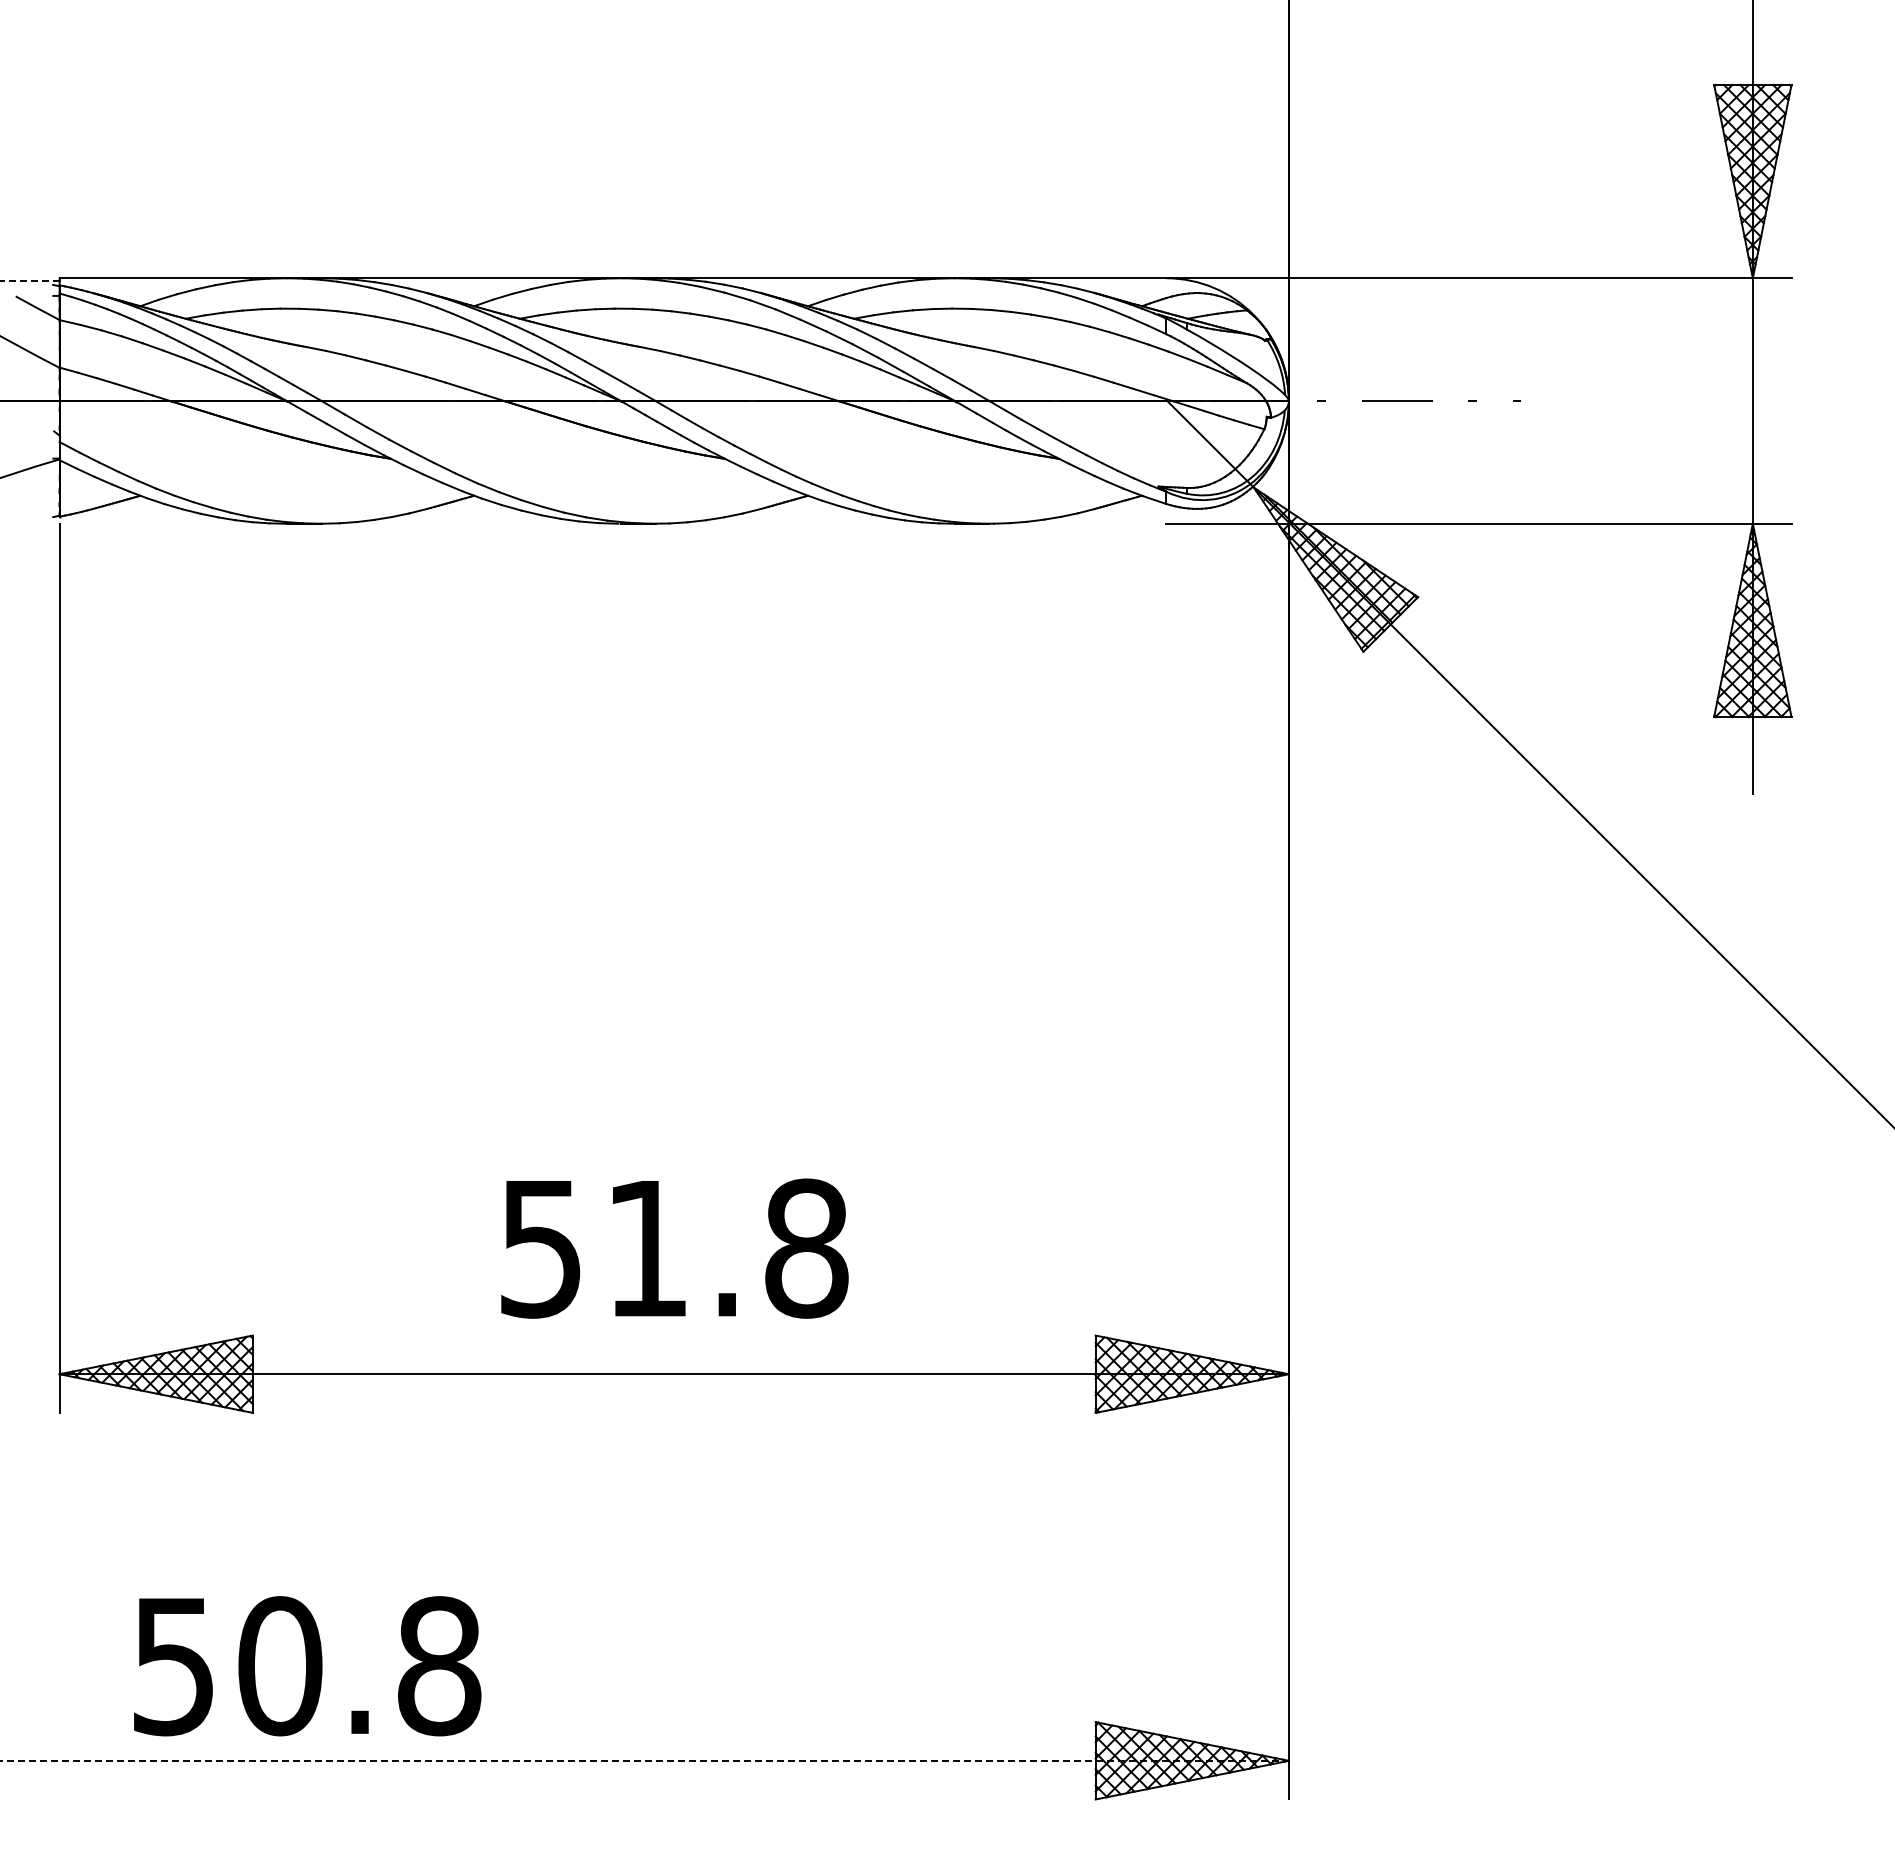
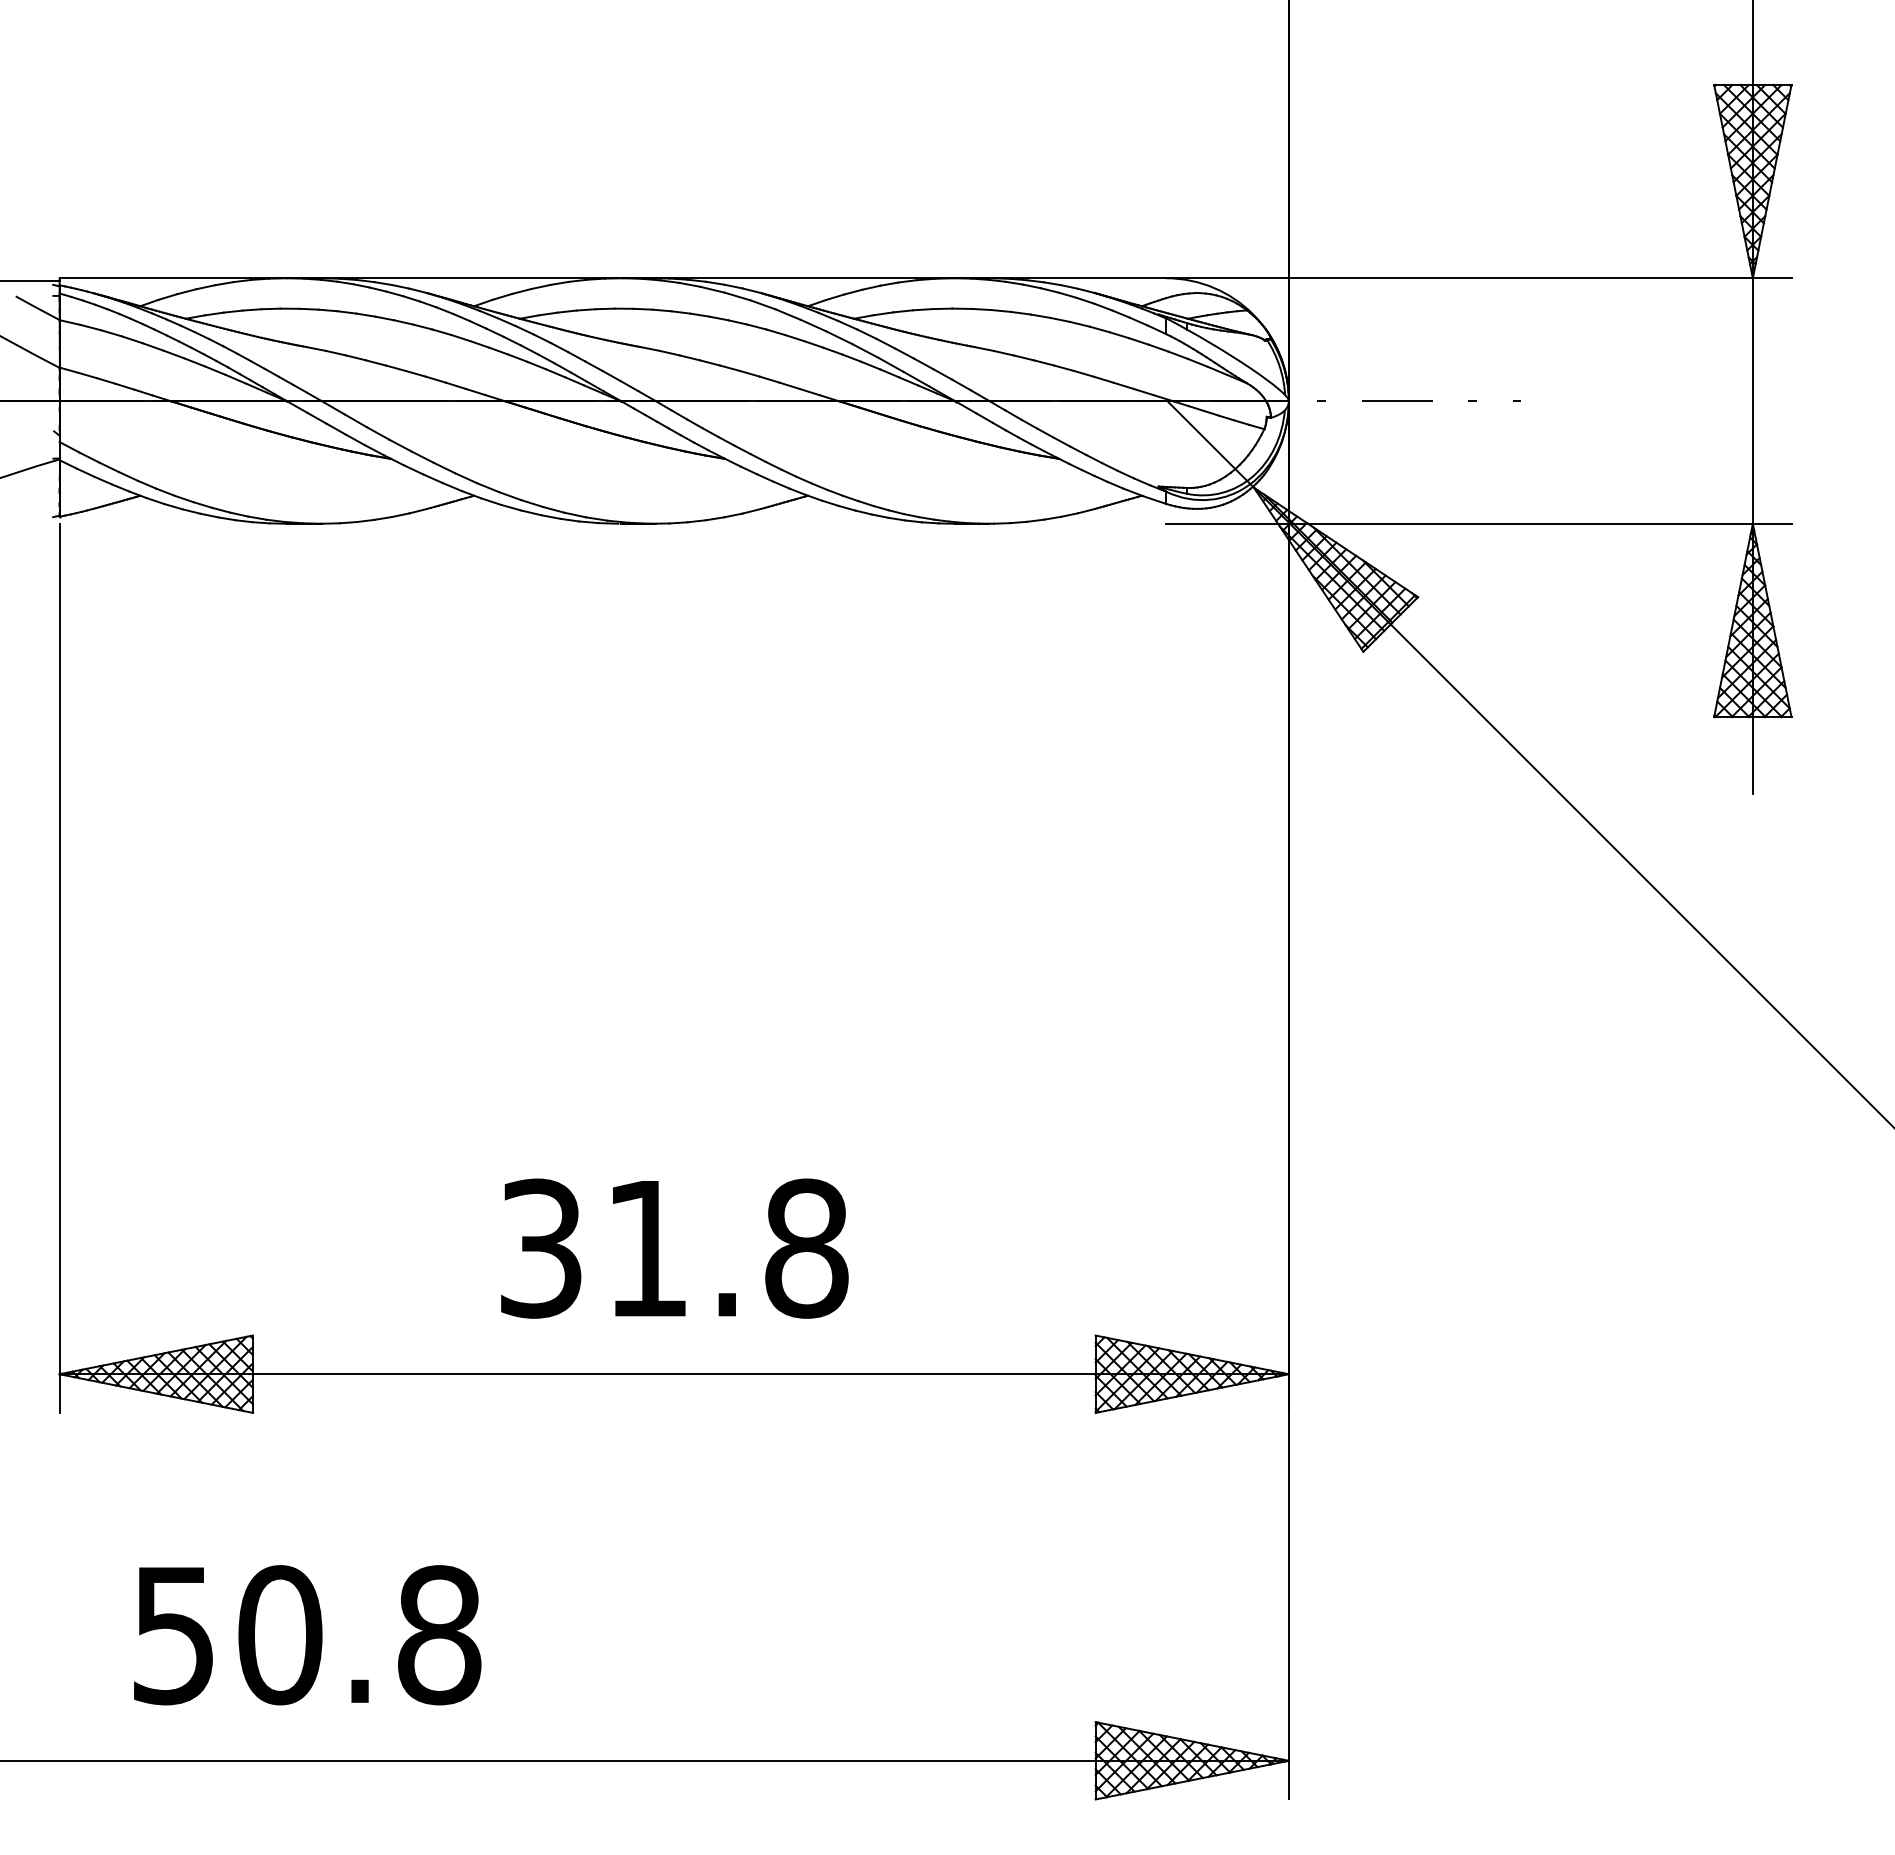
line: dashed -> solid (29, 281)
text: 51.8 -> 31.8 (541, 1248)
text position: (307, 1666) -> (307, 1635) (307, 1635)
line: dashed -> solid (645, 1760)
